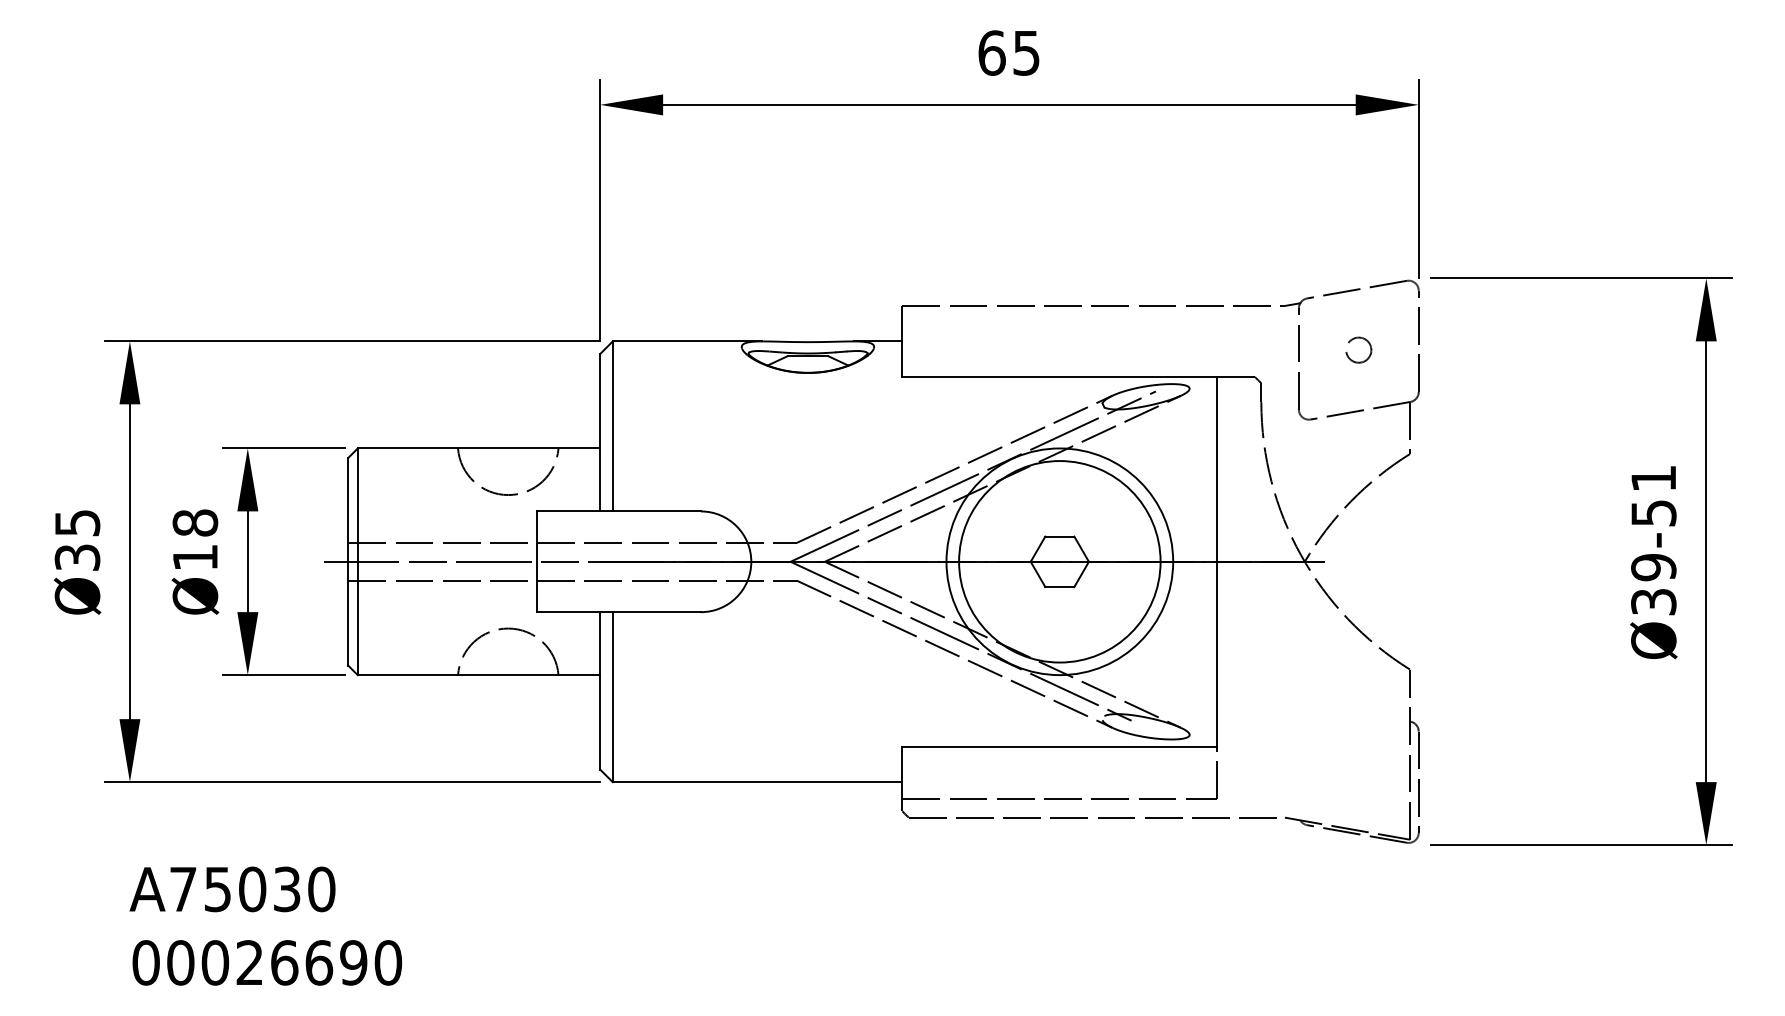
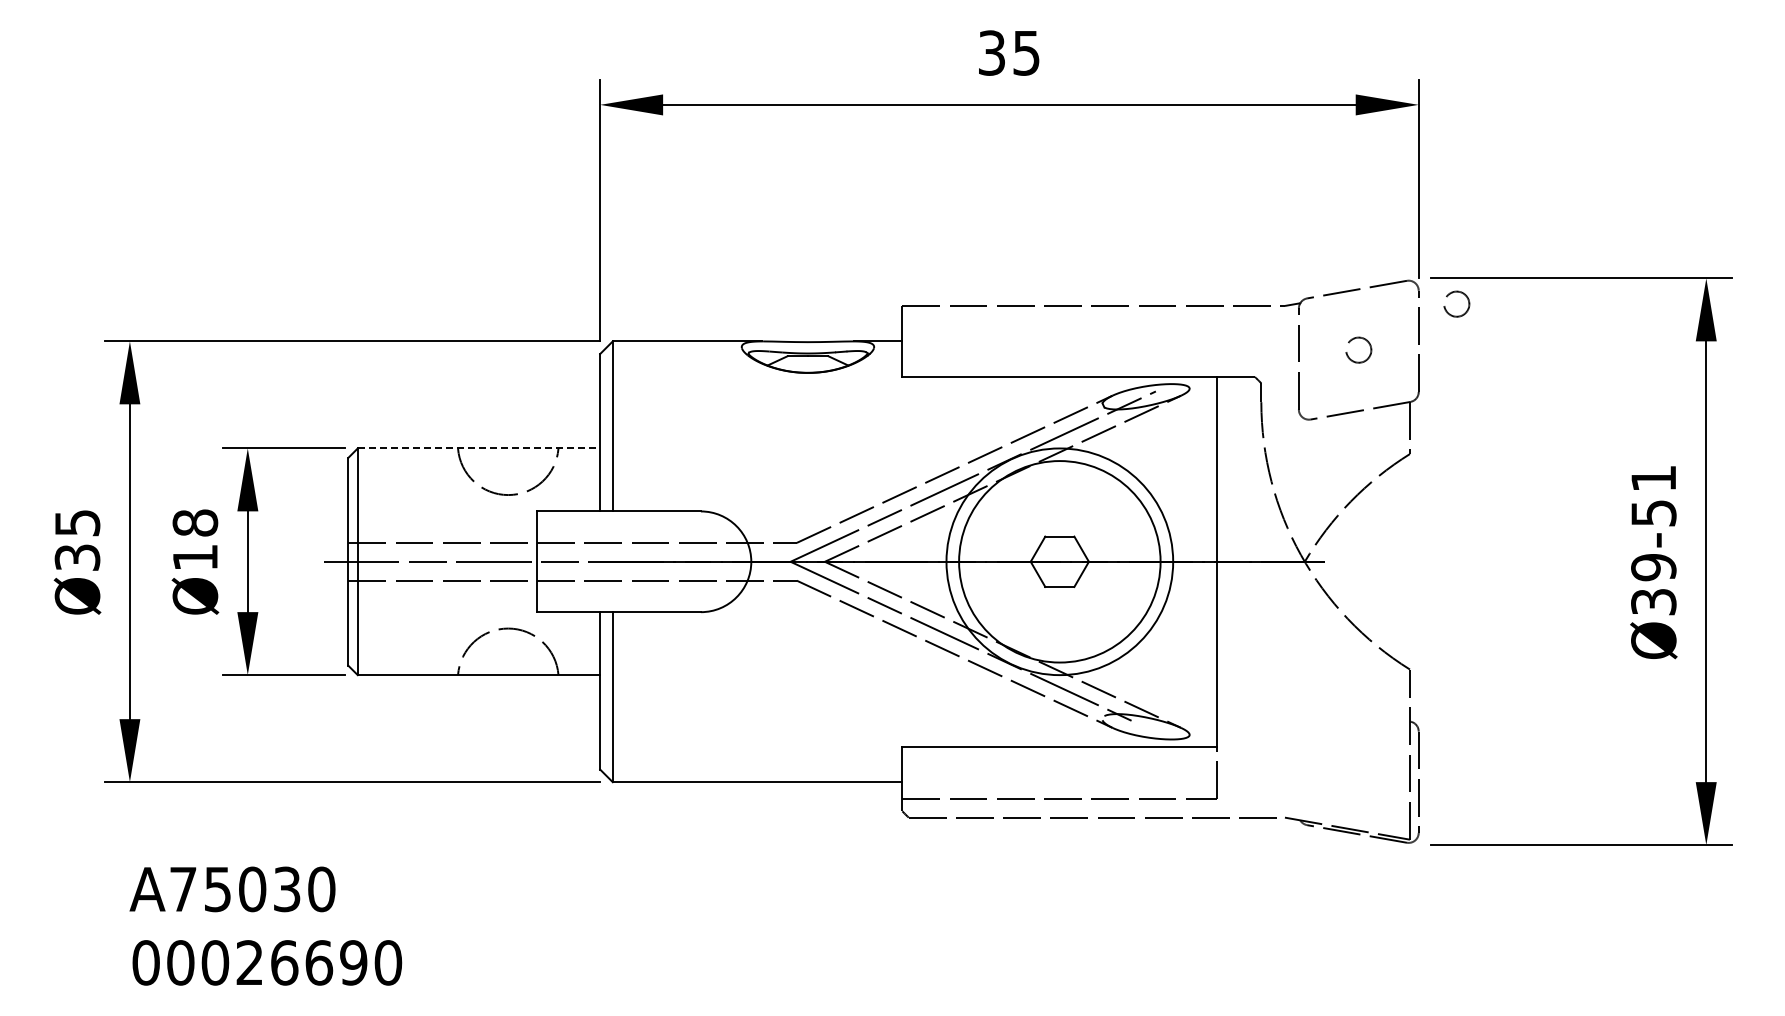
text: 65 -> 35 (991, 52)
circle: none -> present (1456, 303)
line: solid -> dashed (479, 448)
